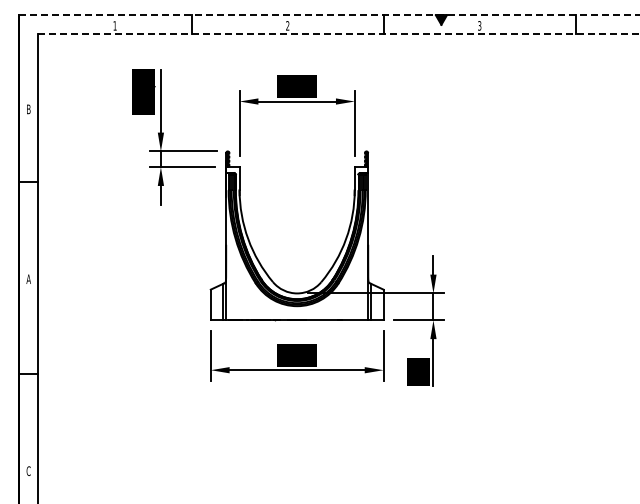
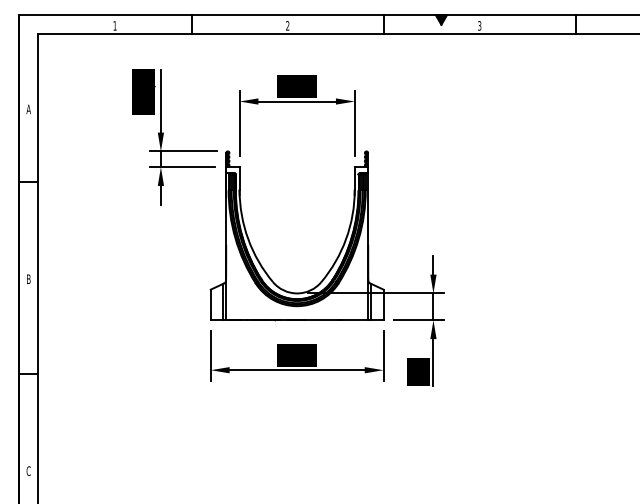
line: dashed -> solid (330, 15)
line: dashed -> solid (339, 34)
text: B -> A (28, 109)
text: A -> B (28, 278)
